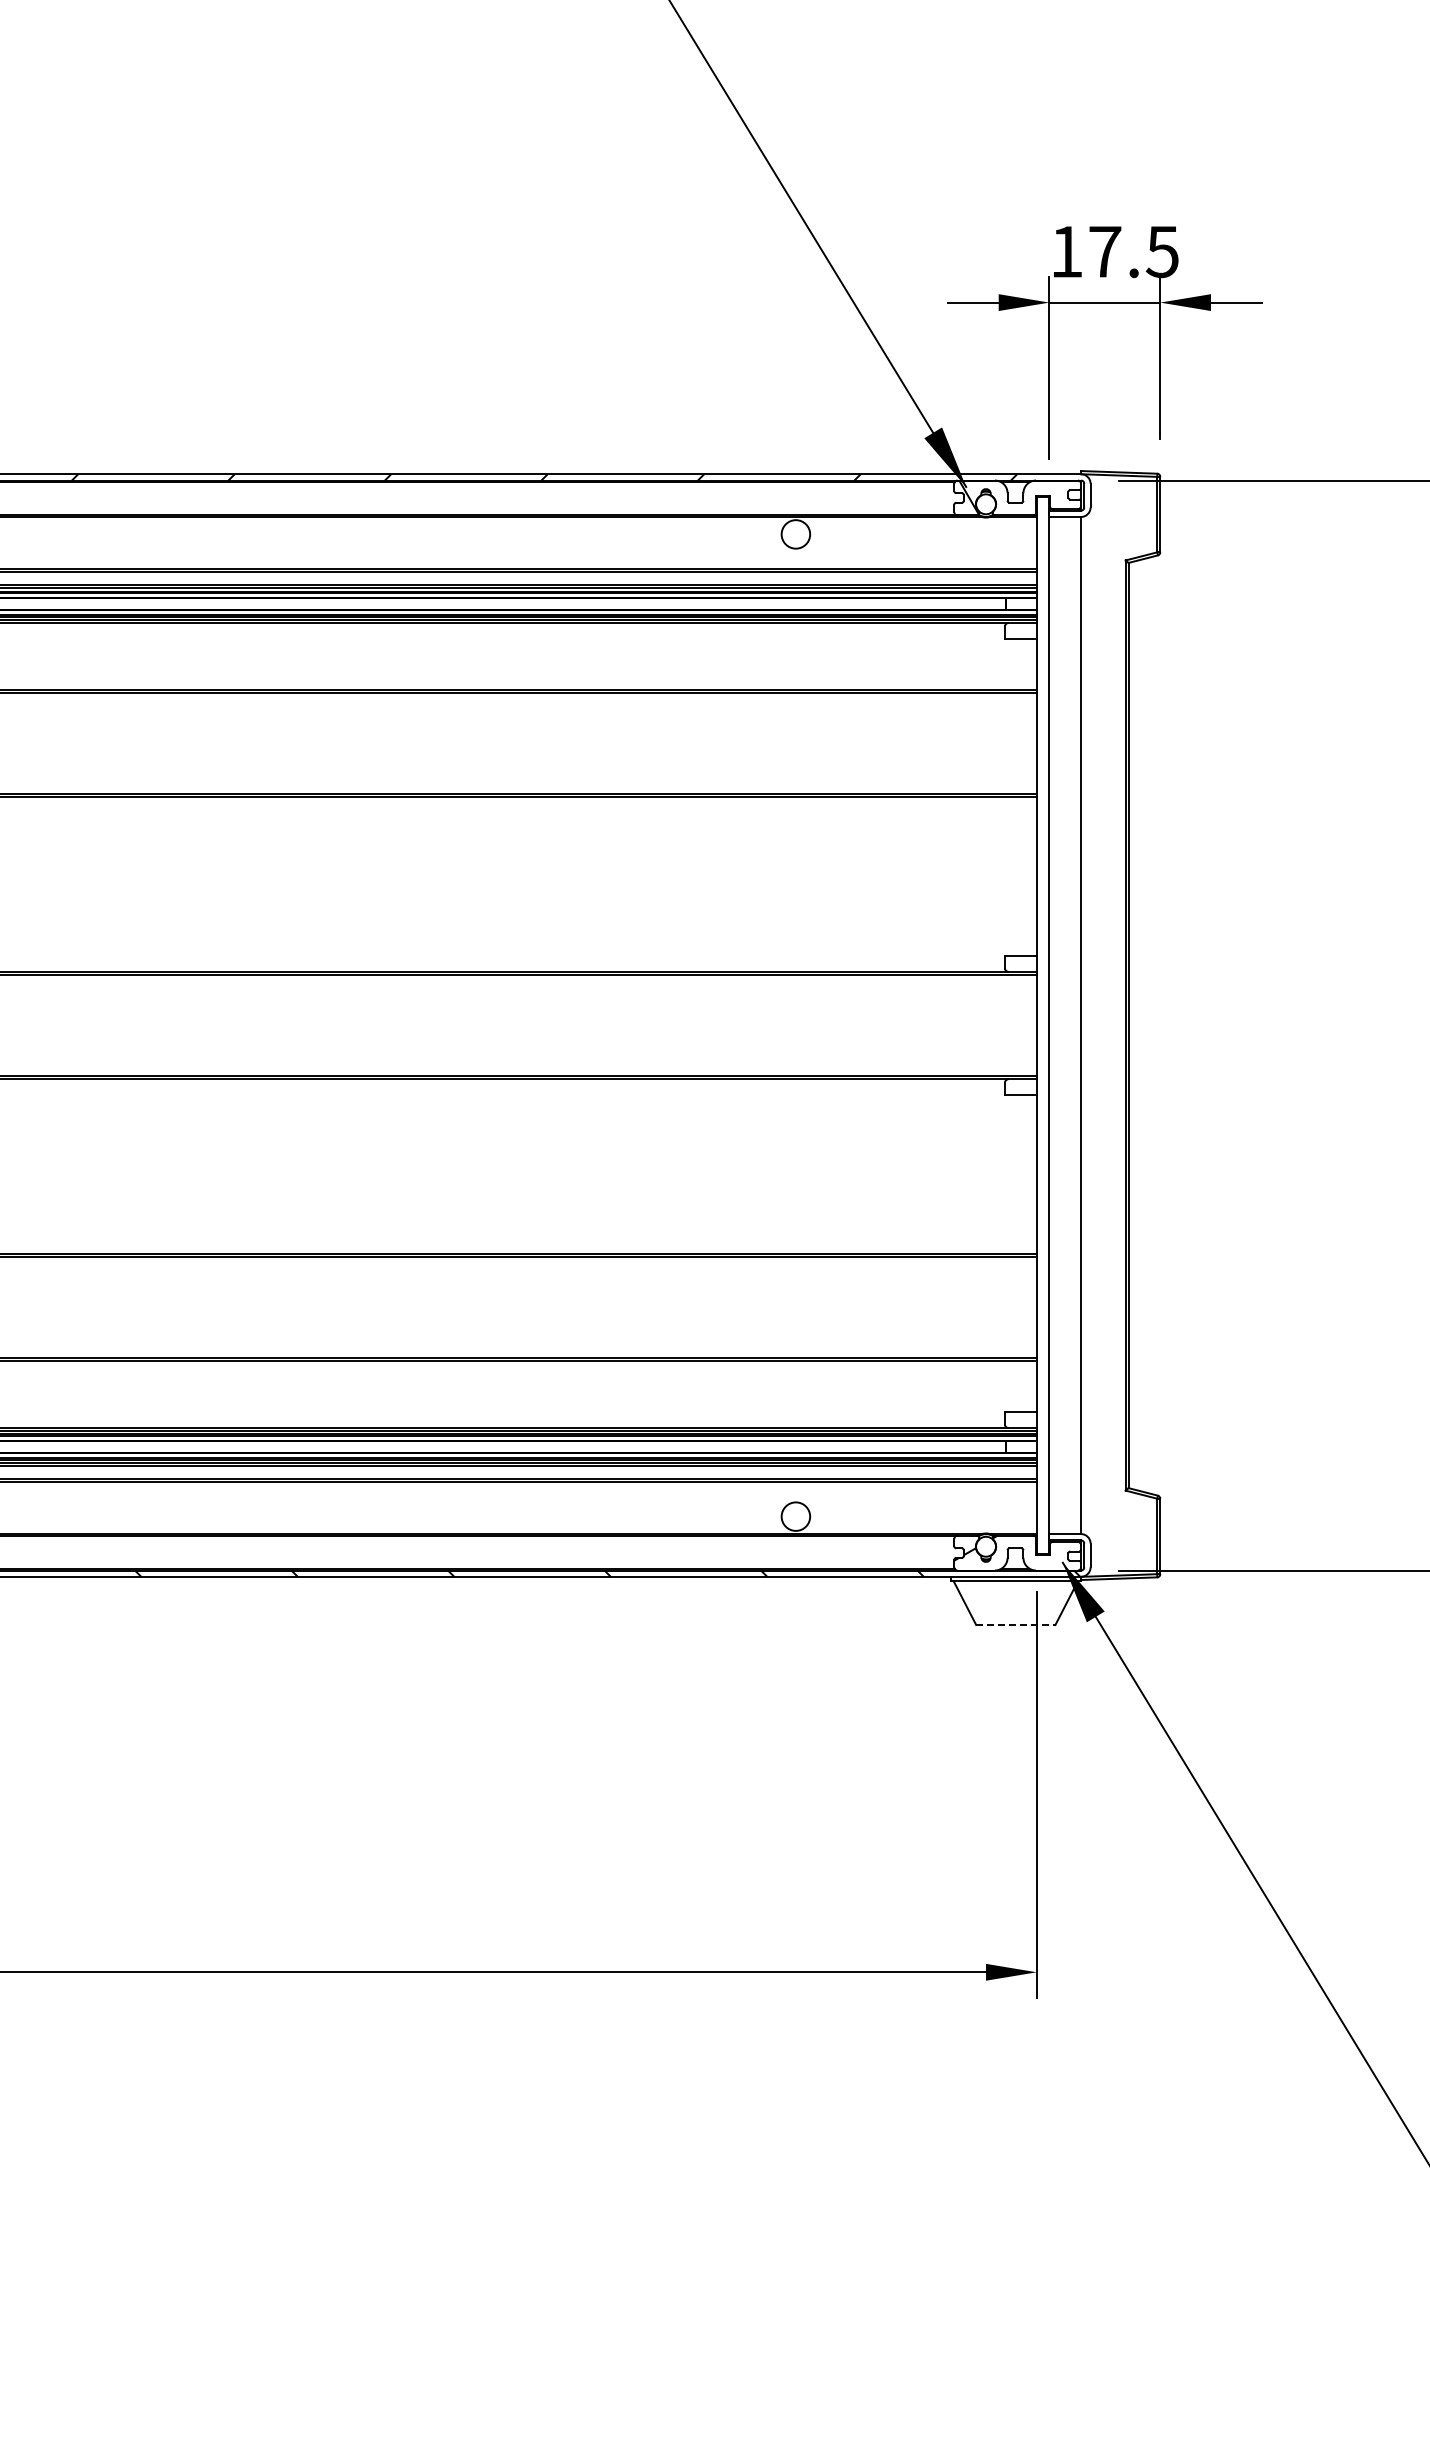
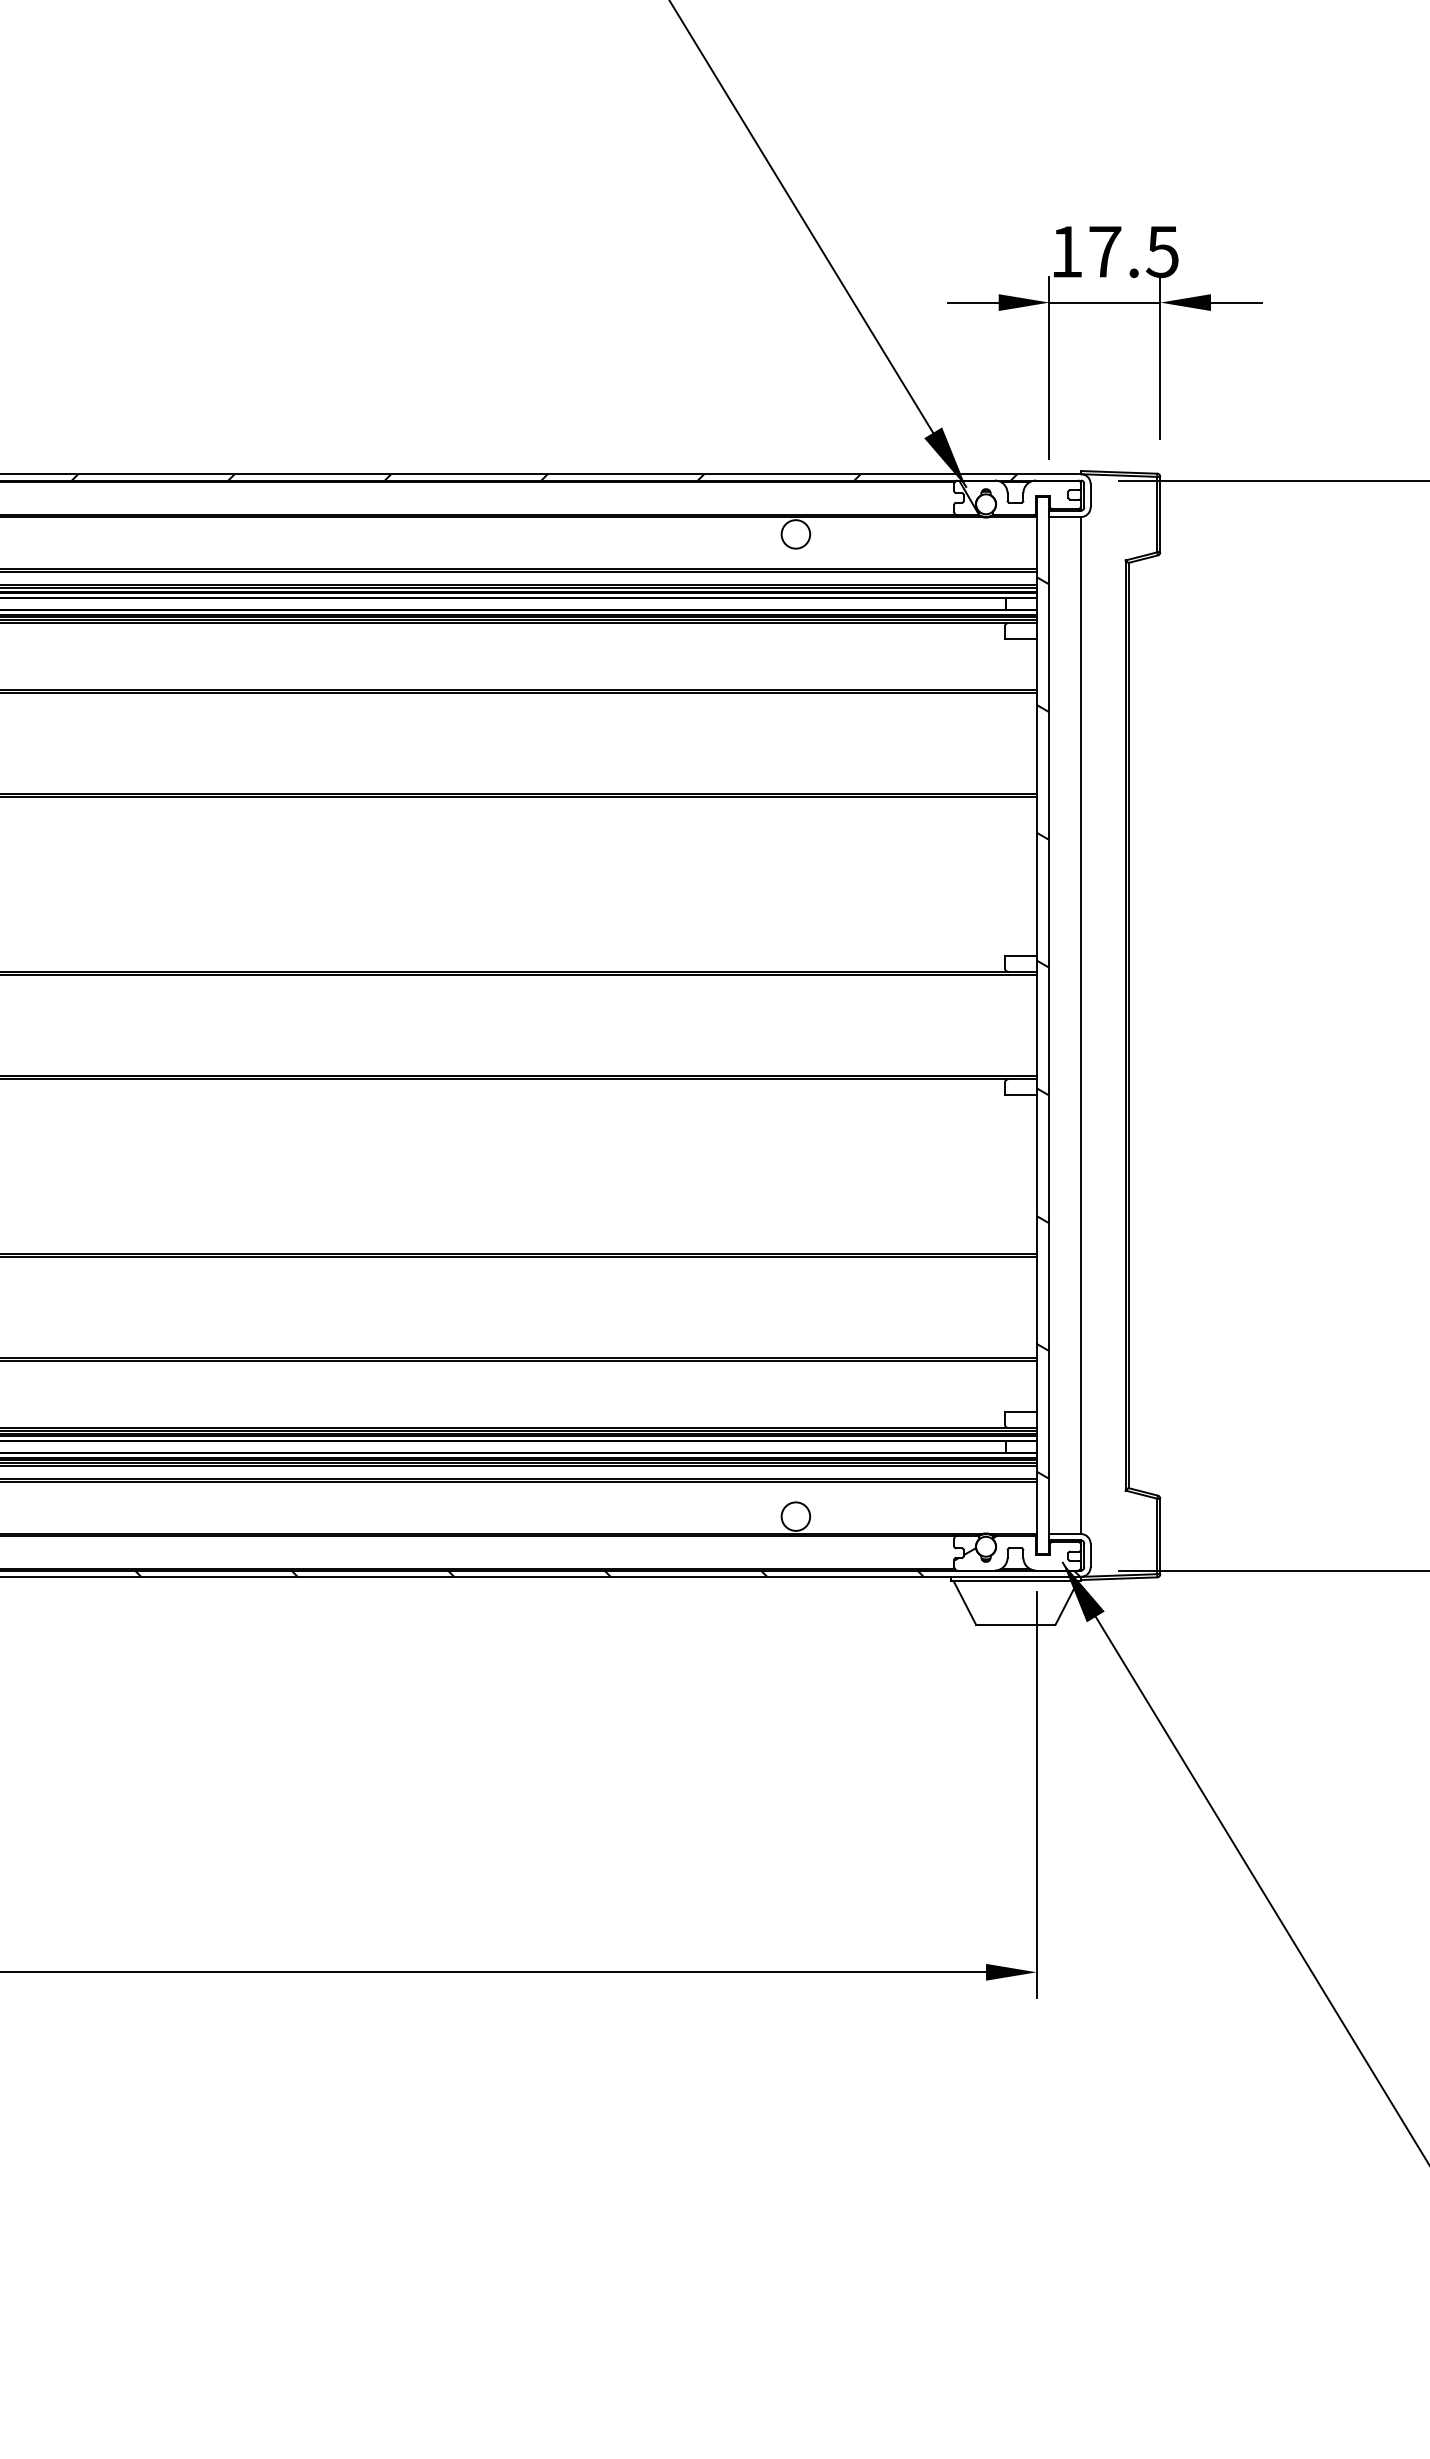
hatch: none -> present (1042, 1027)
line: dashed -> solid (1015, 1625)
